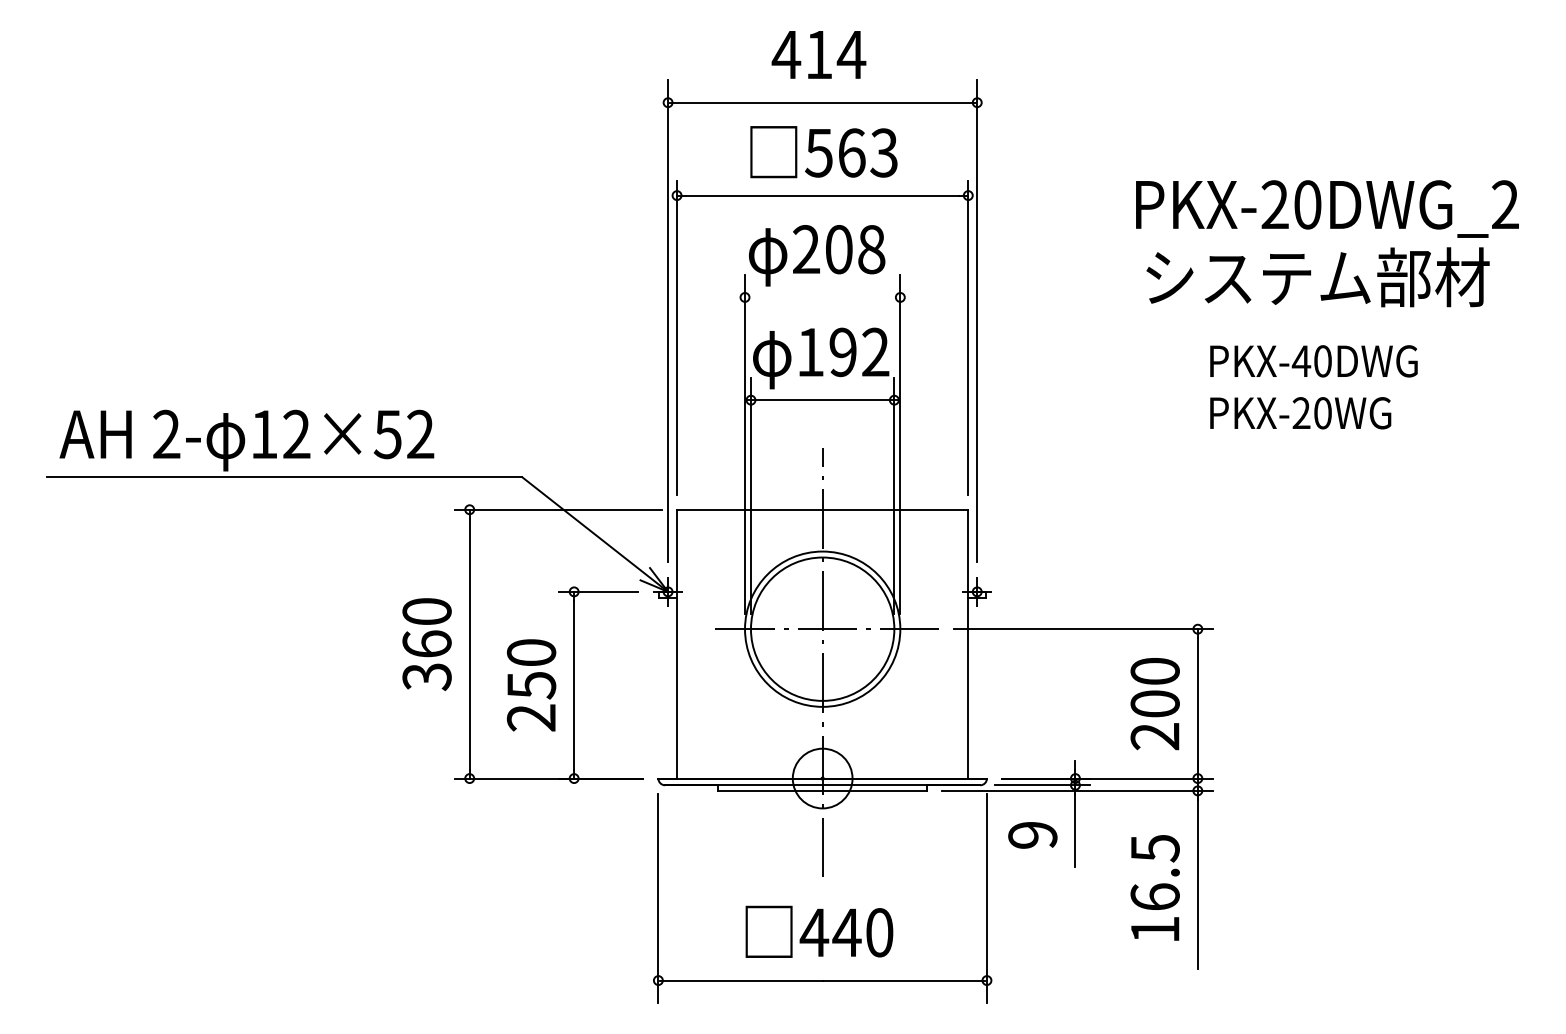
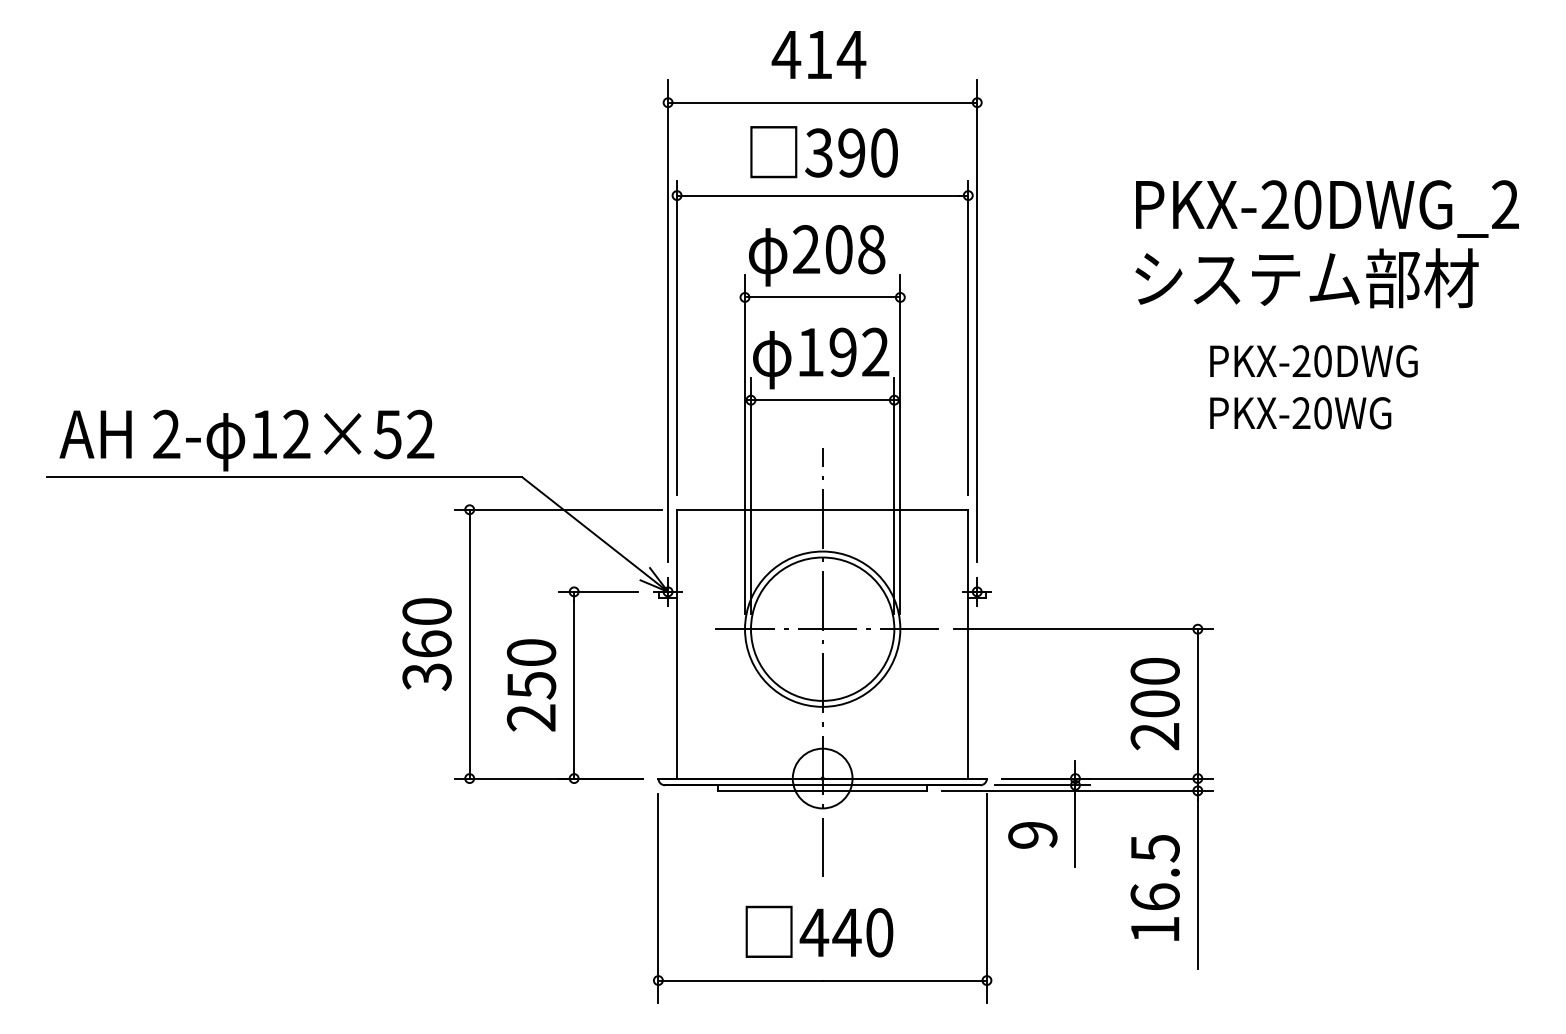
text: 563 -> 390 (851, 152)
text position: (1317, 277) -> (1306, 278) (1306, 278)
line: none -> present (822, 297)
text: PKX-40DWG -> PKX-20DWG (1301, 360)
